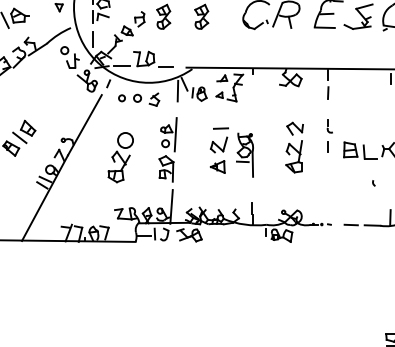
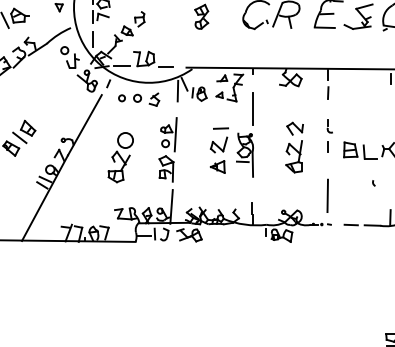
part: present -> none (163, 16)
line: none -> present (253, 109)
line: none -> present (327, 195)
